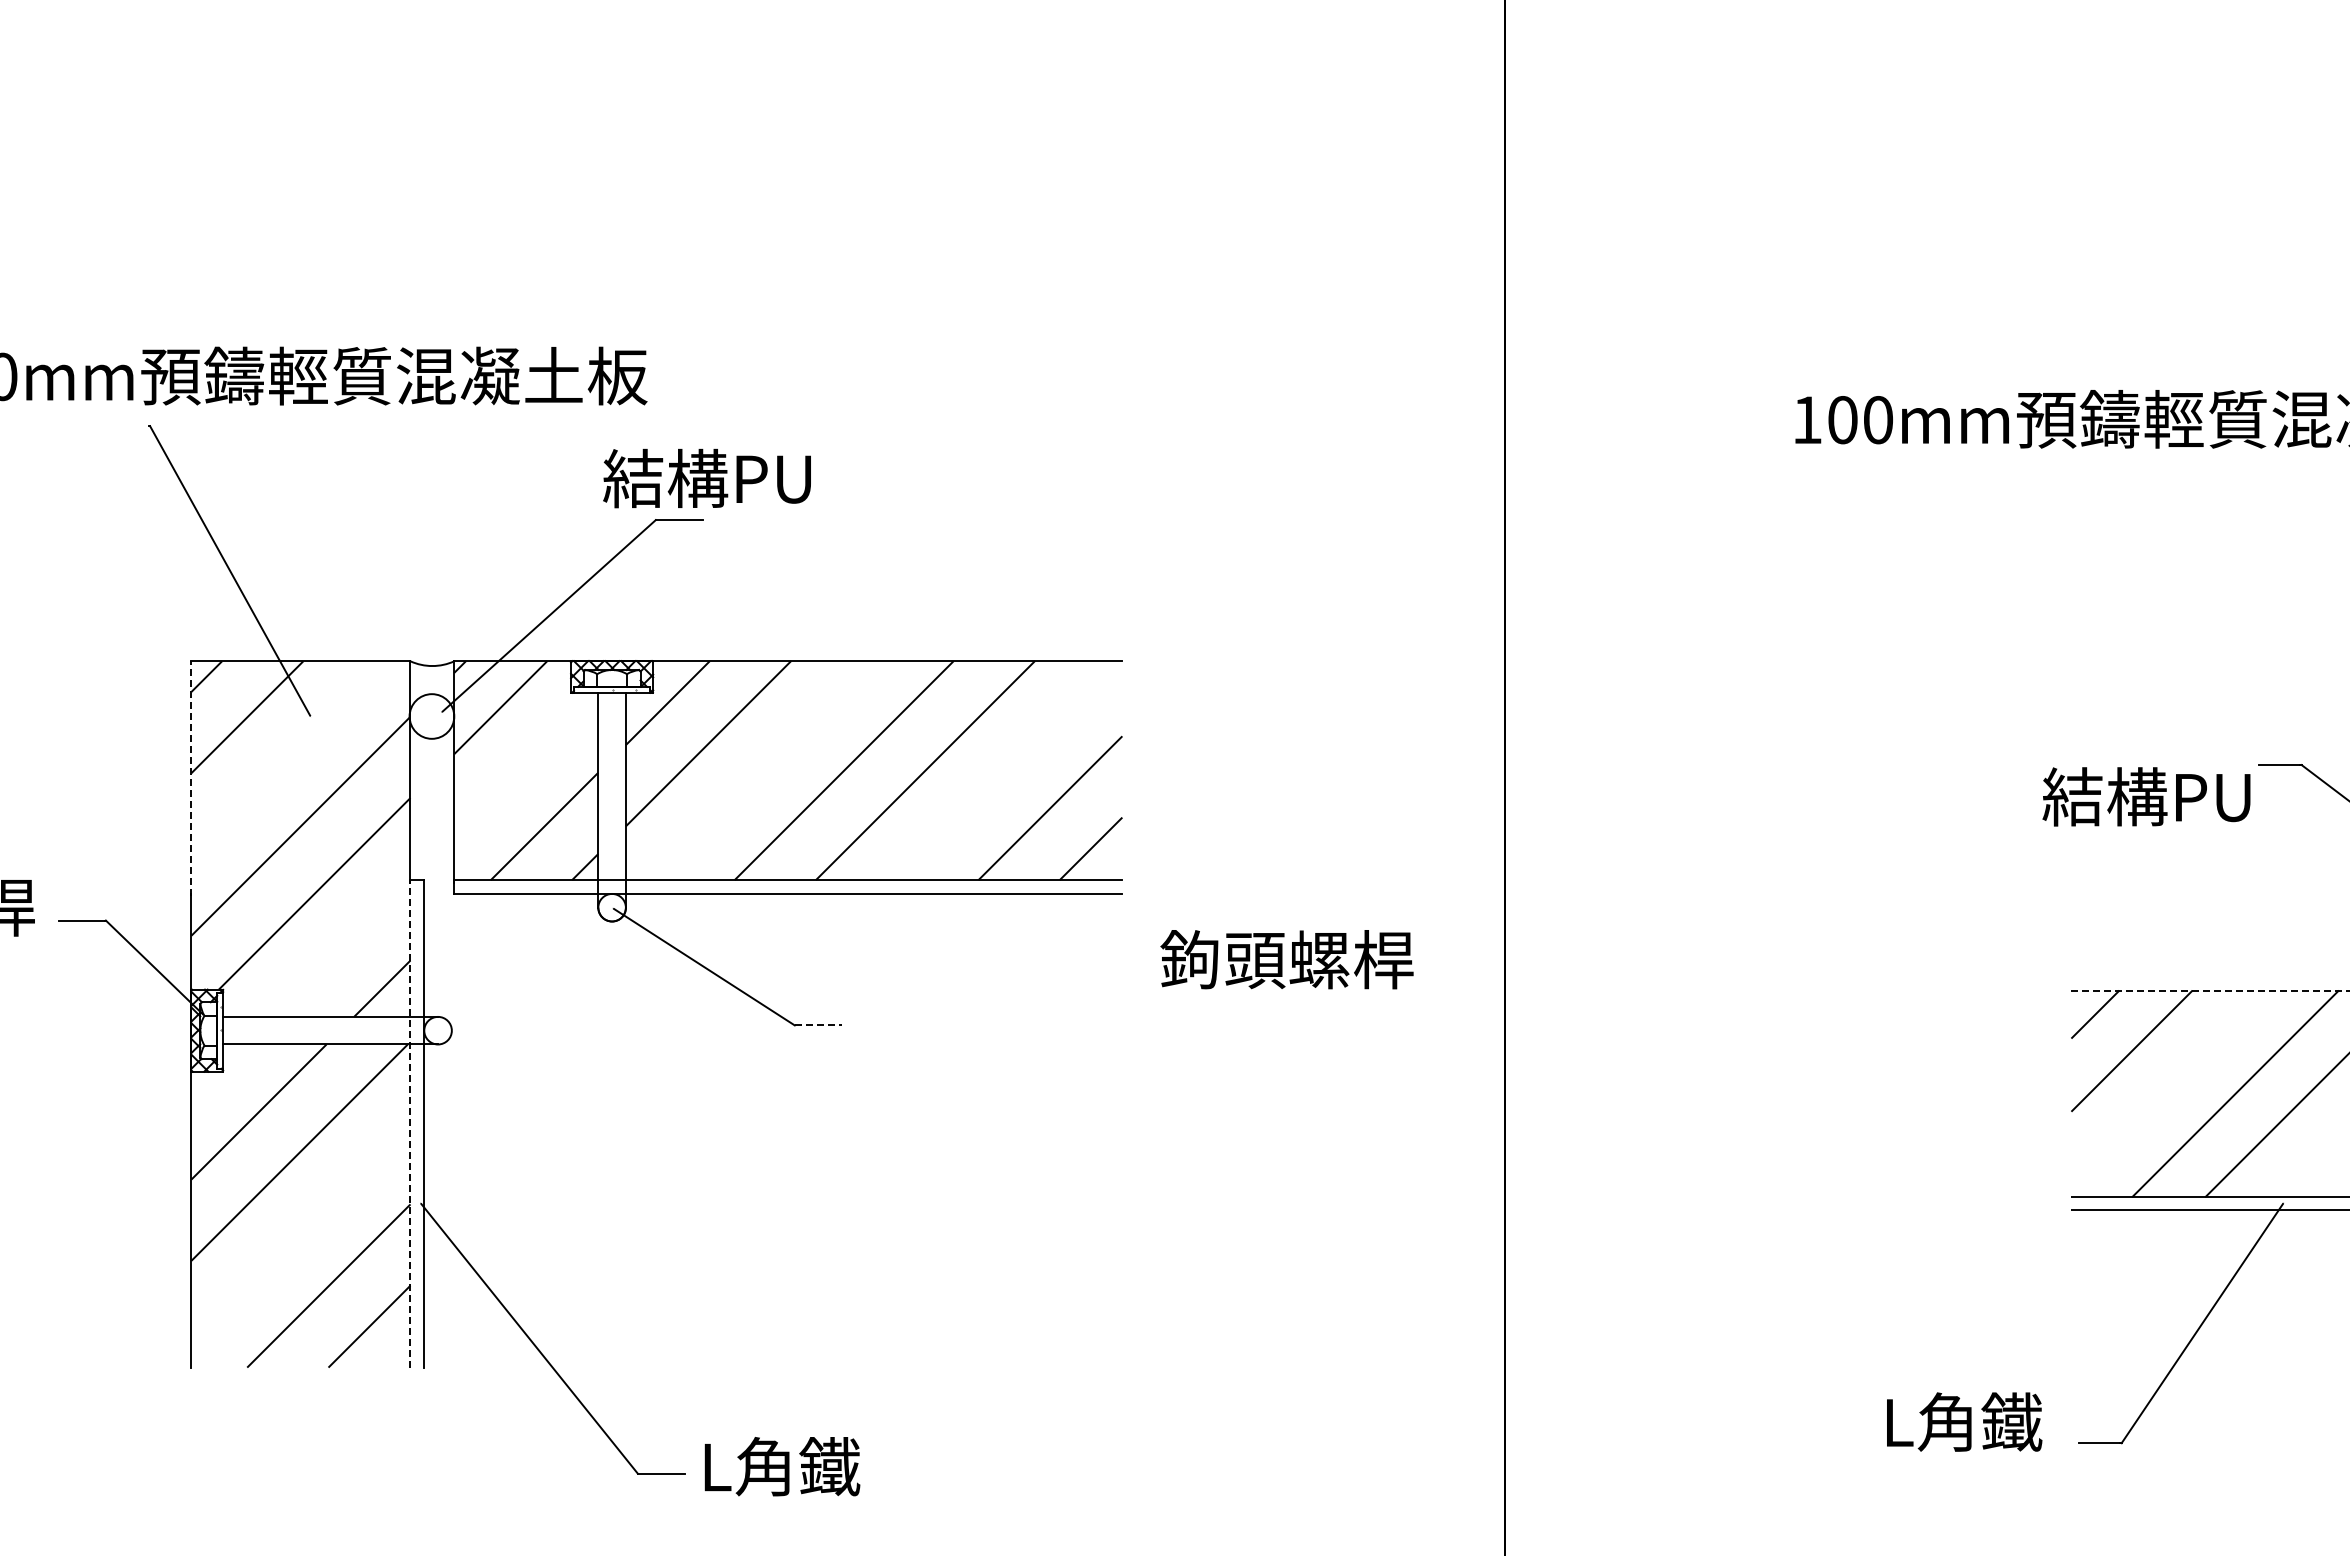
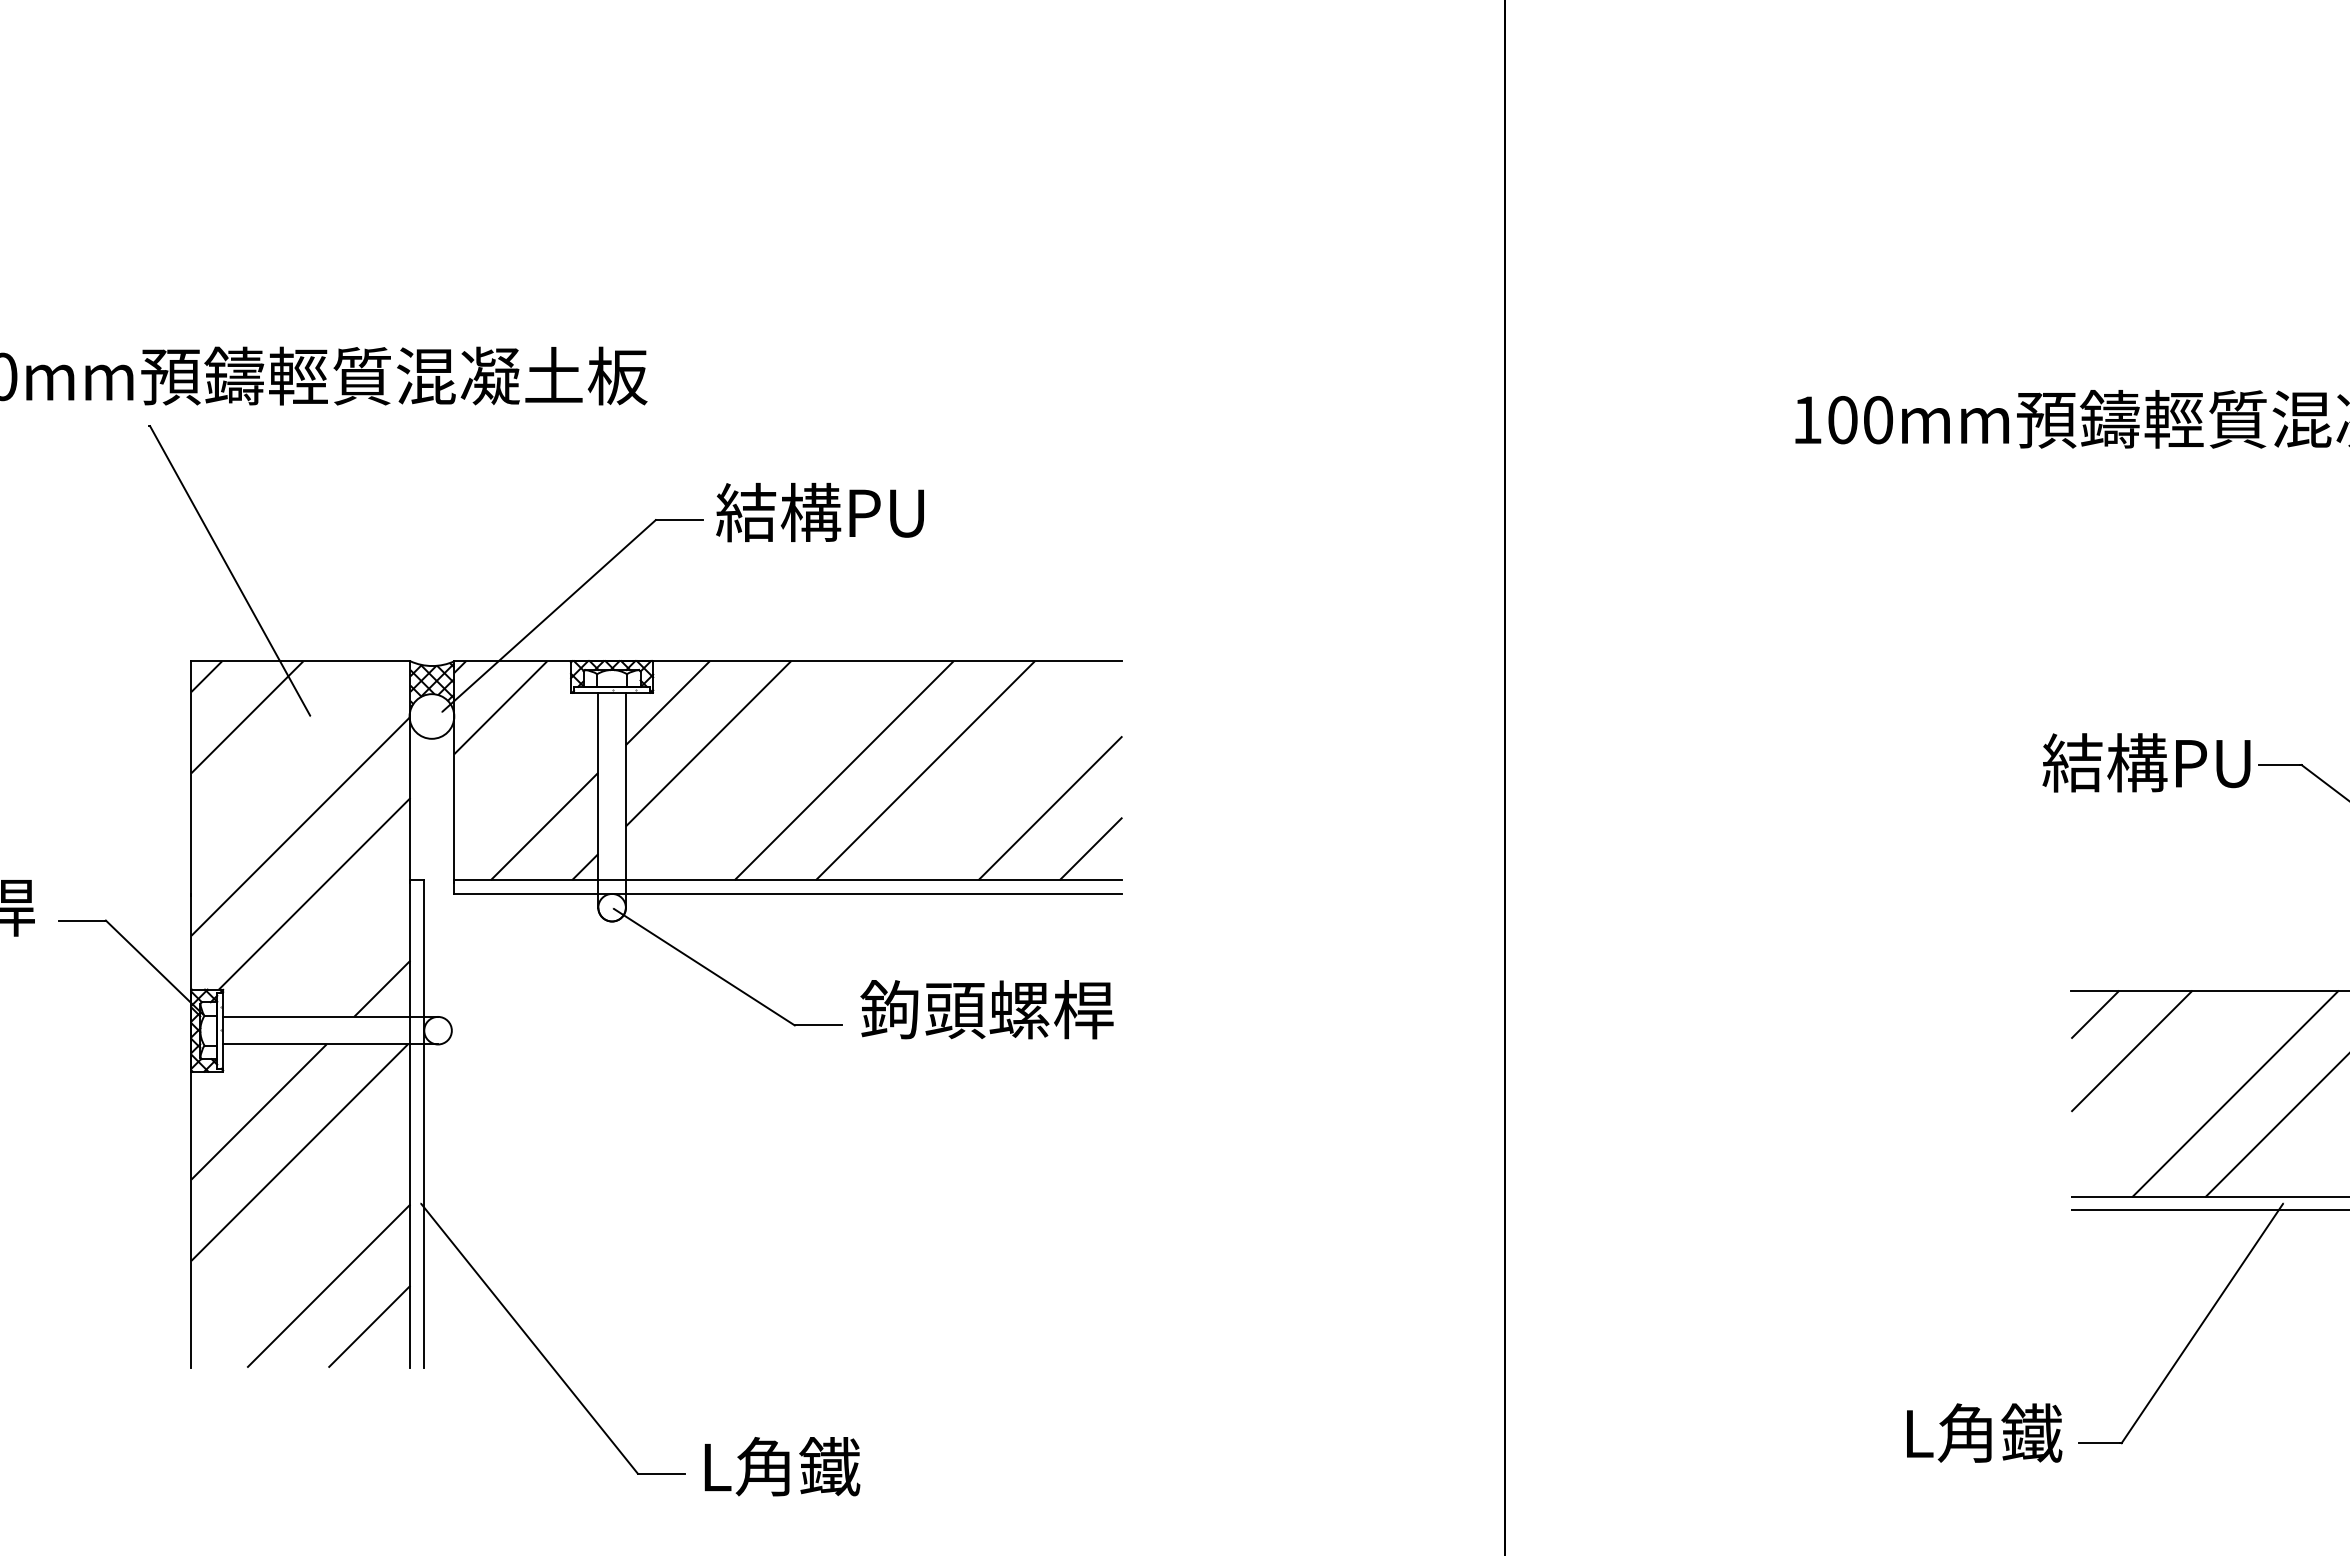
text position: (706, 478) -> (819, 512) (819, 512)
hatch: none -> present (432, 688)
line: dashed -> solid (191, 778)
text position: (2146, 796) -> (2146, 762) (2146, 762)
text position: (1286, 959) -> (986, 1009) (986, 1009)
line: dashed -> solid (2210, 990)
line: dashed -> solid (818, 1025)
line: dashed -> solid (410, 1123)
text position: (1964, 1421) -> (1984, 1432) (1984, 1432)
